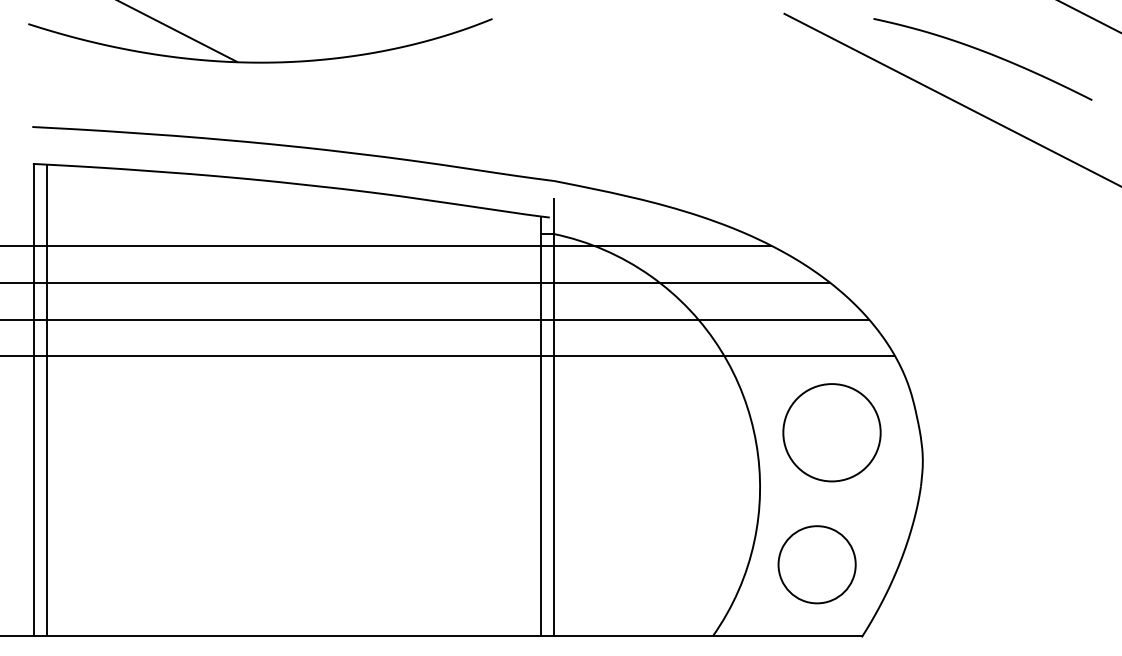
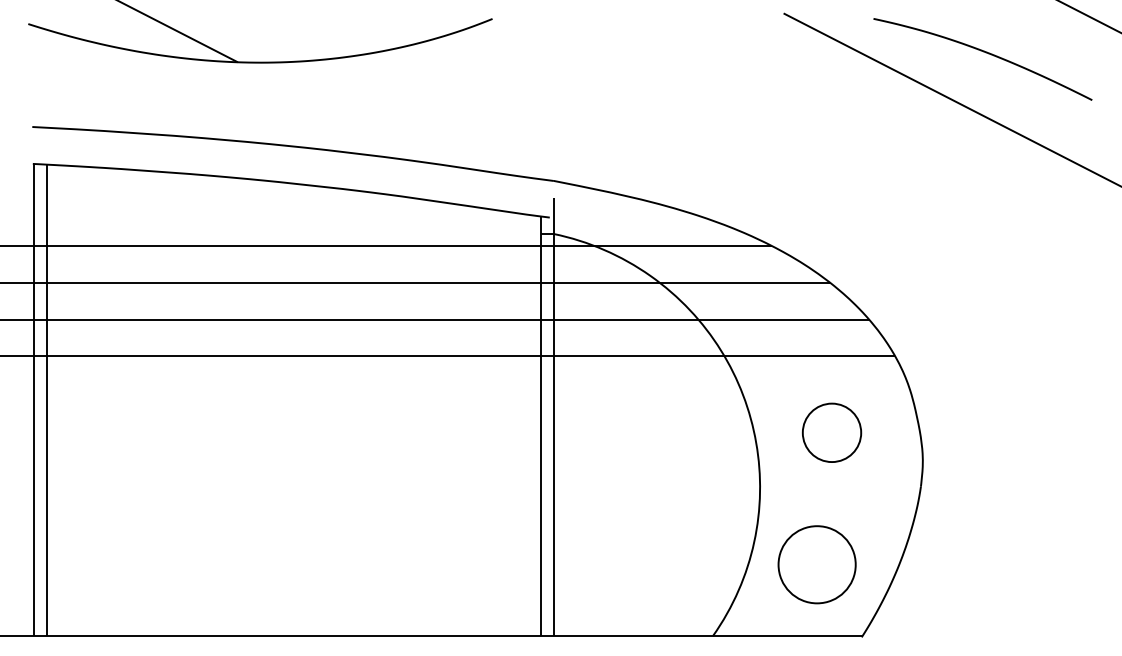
part size: 100x100 px -> 62x61 px (831, 432)
